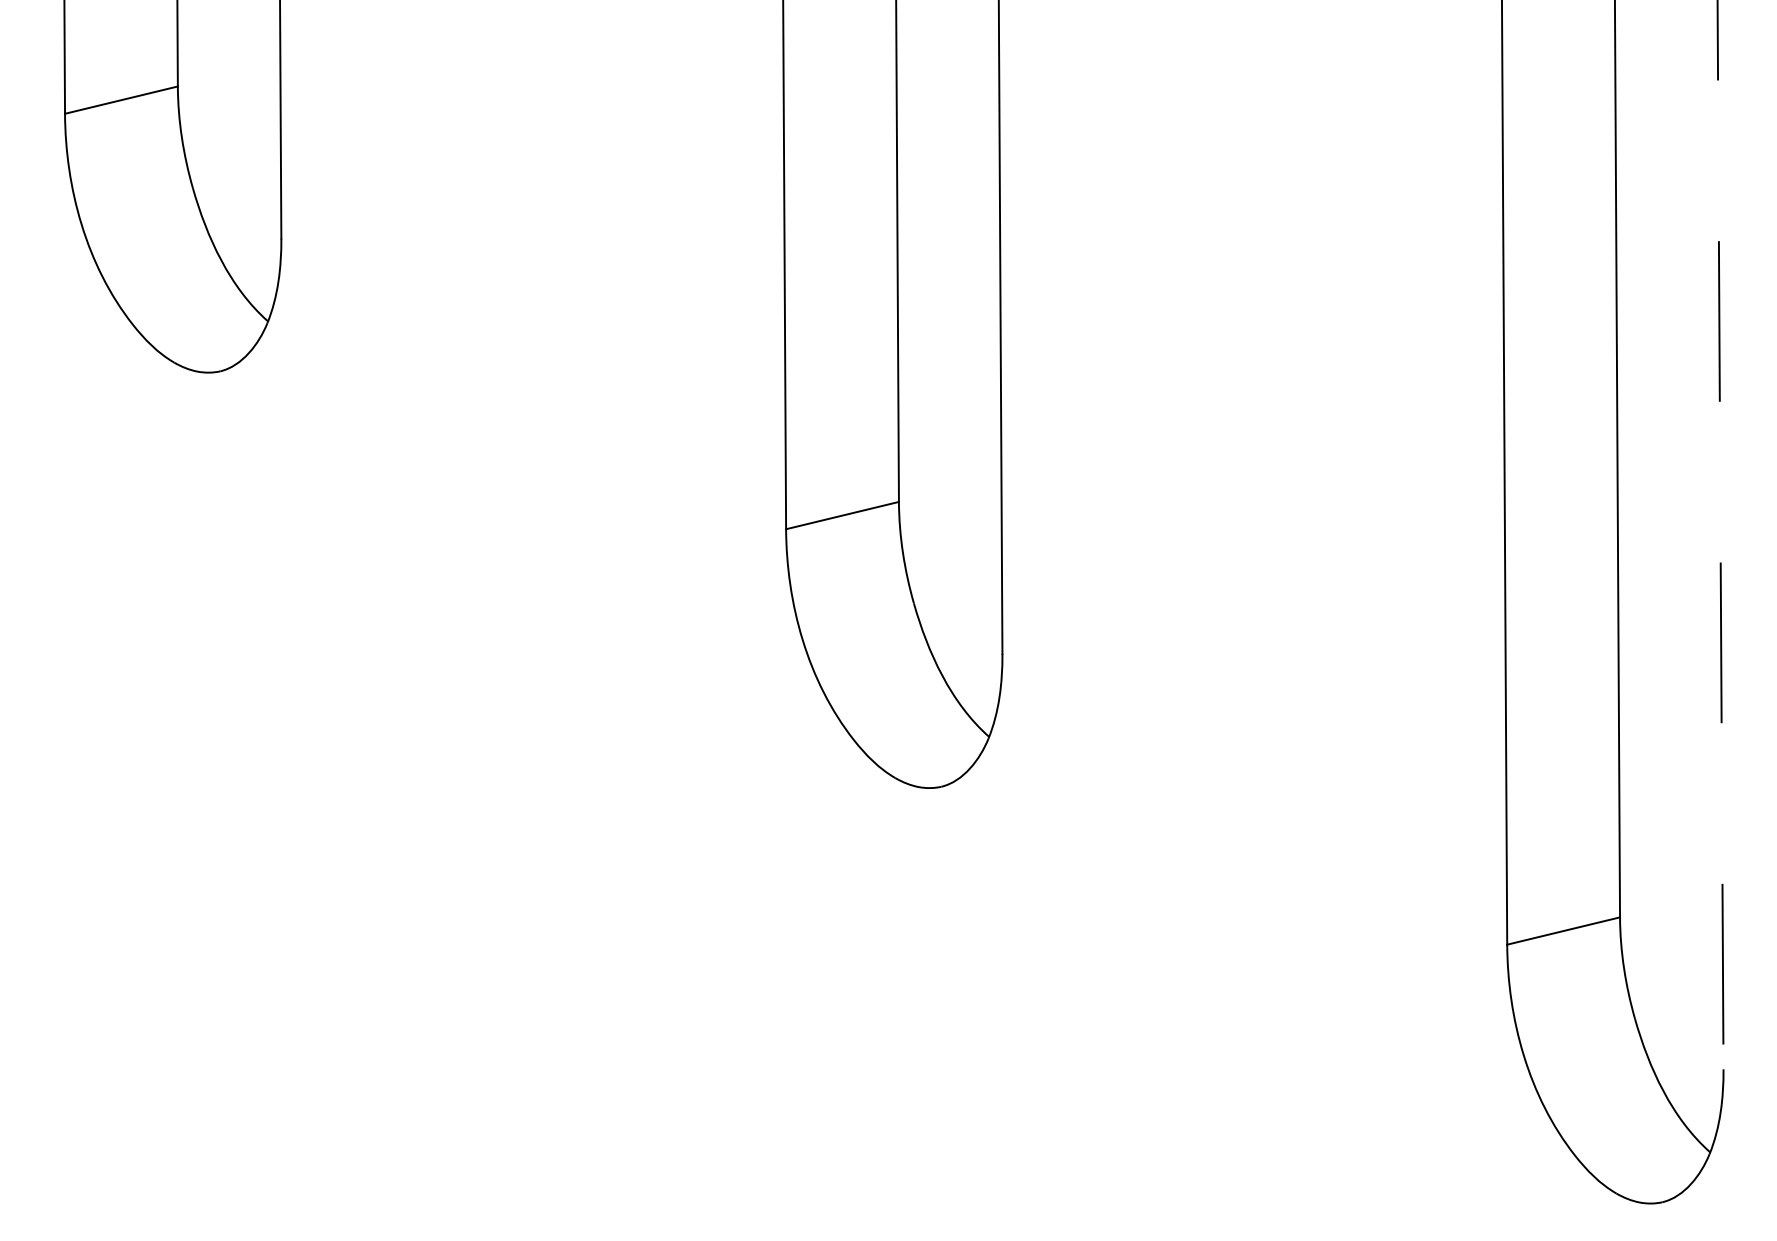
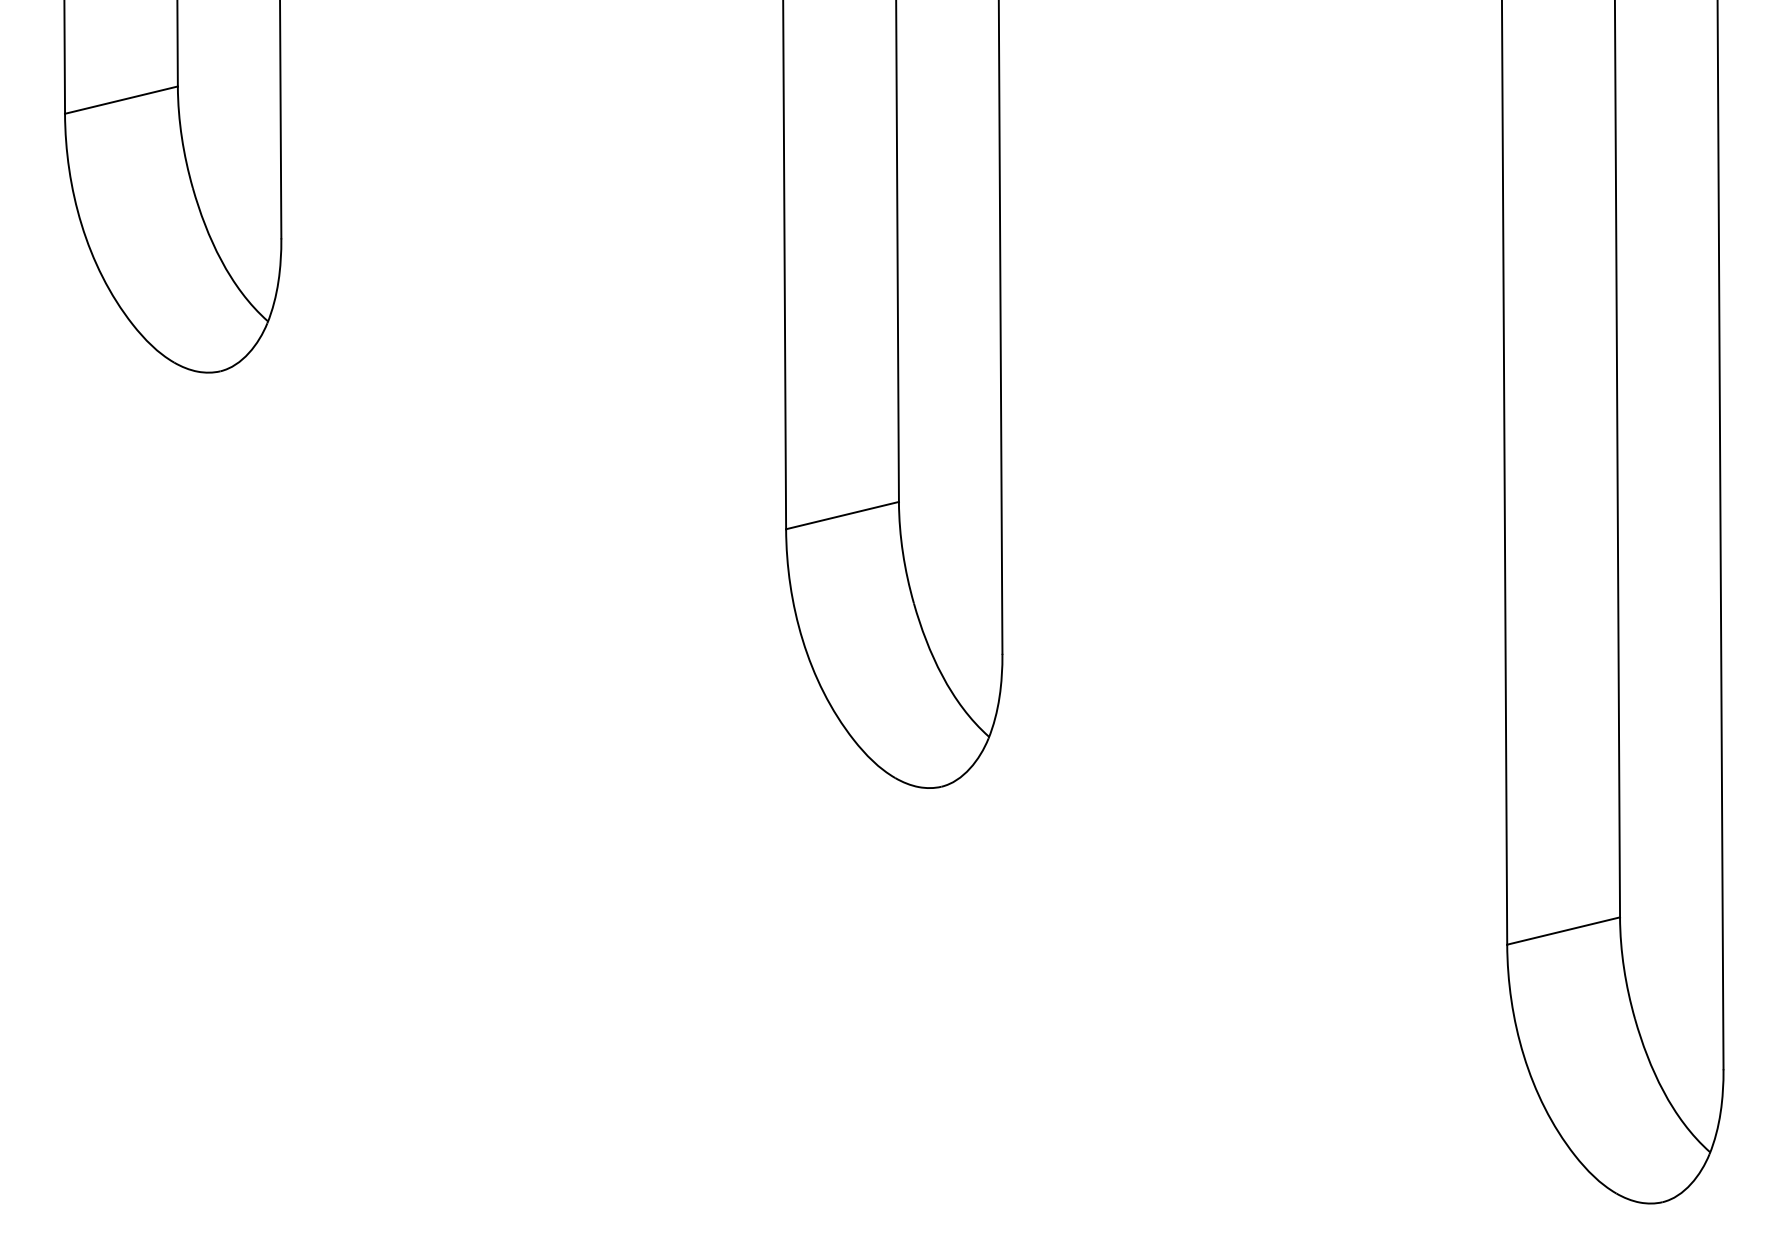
line: dashed -> solid (1720, 535)
